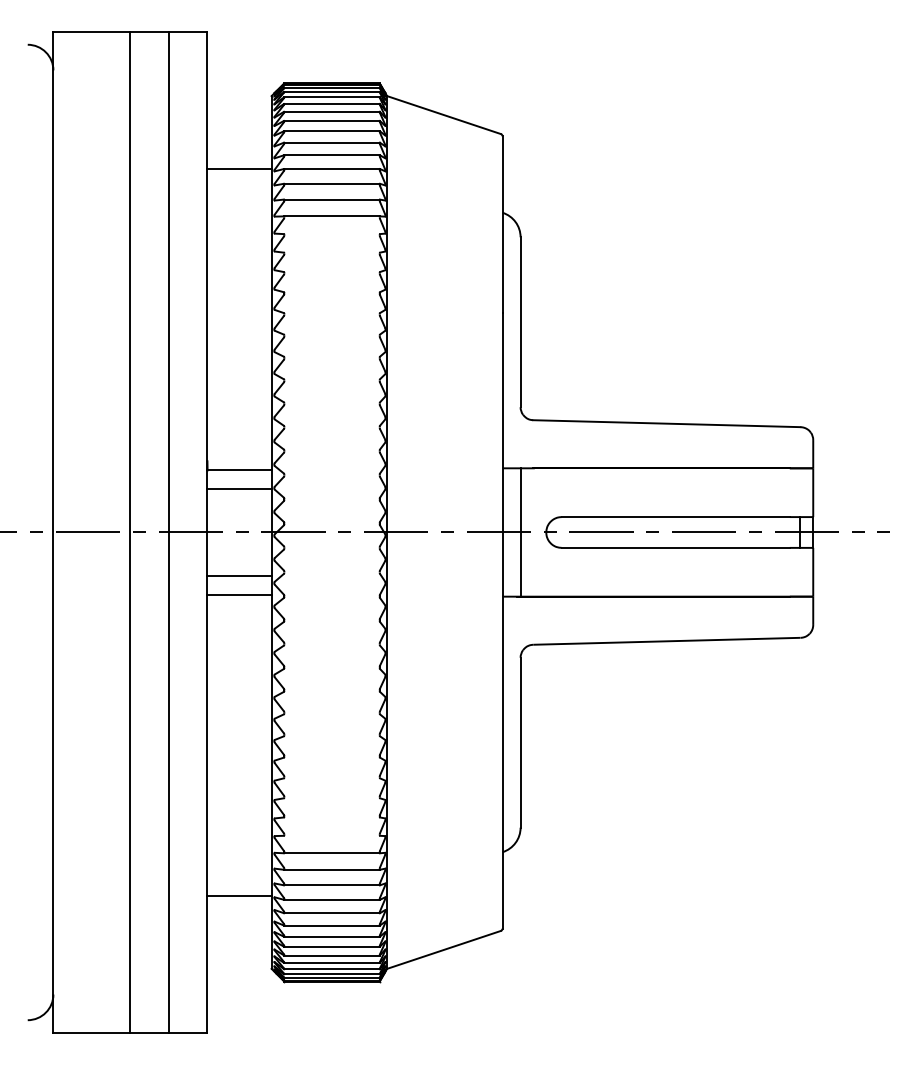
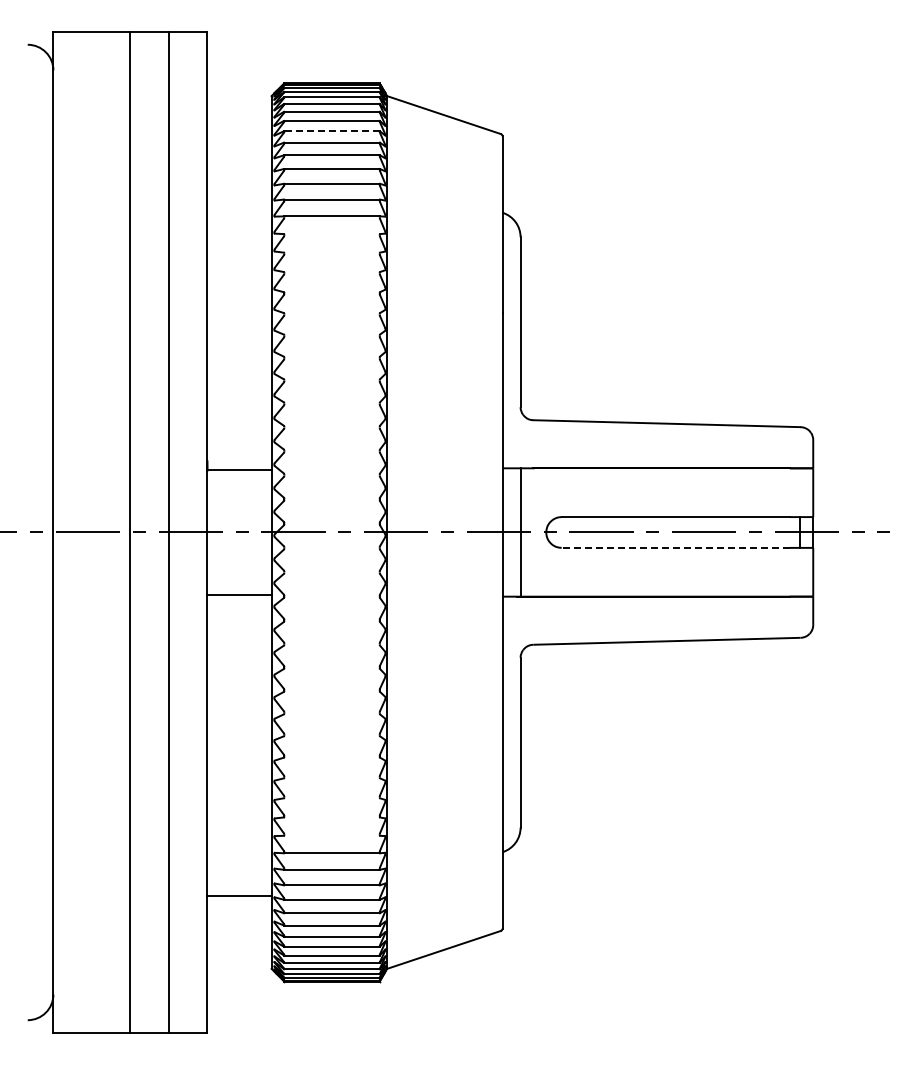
line: solid -> dashed (332, 131)
line: present -> none (239, 169)
line: present -> none (239, 488)
line: solid -> dashed (675, 547)
line: present -> none (239, 576)
